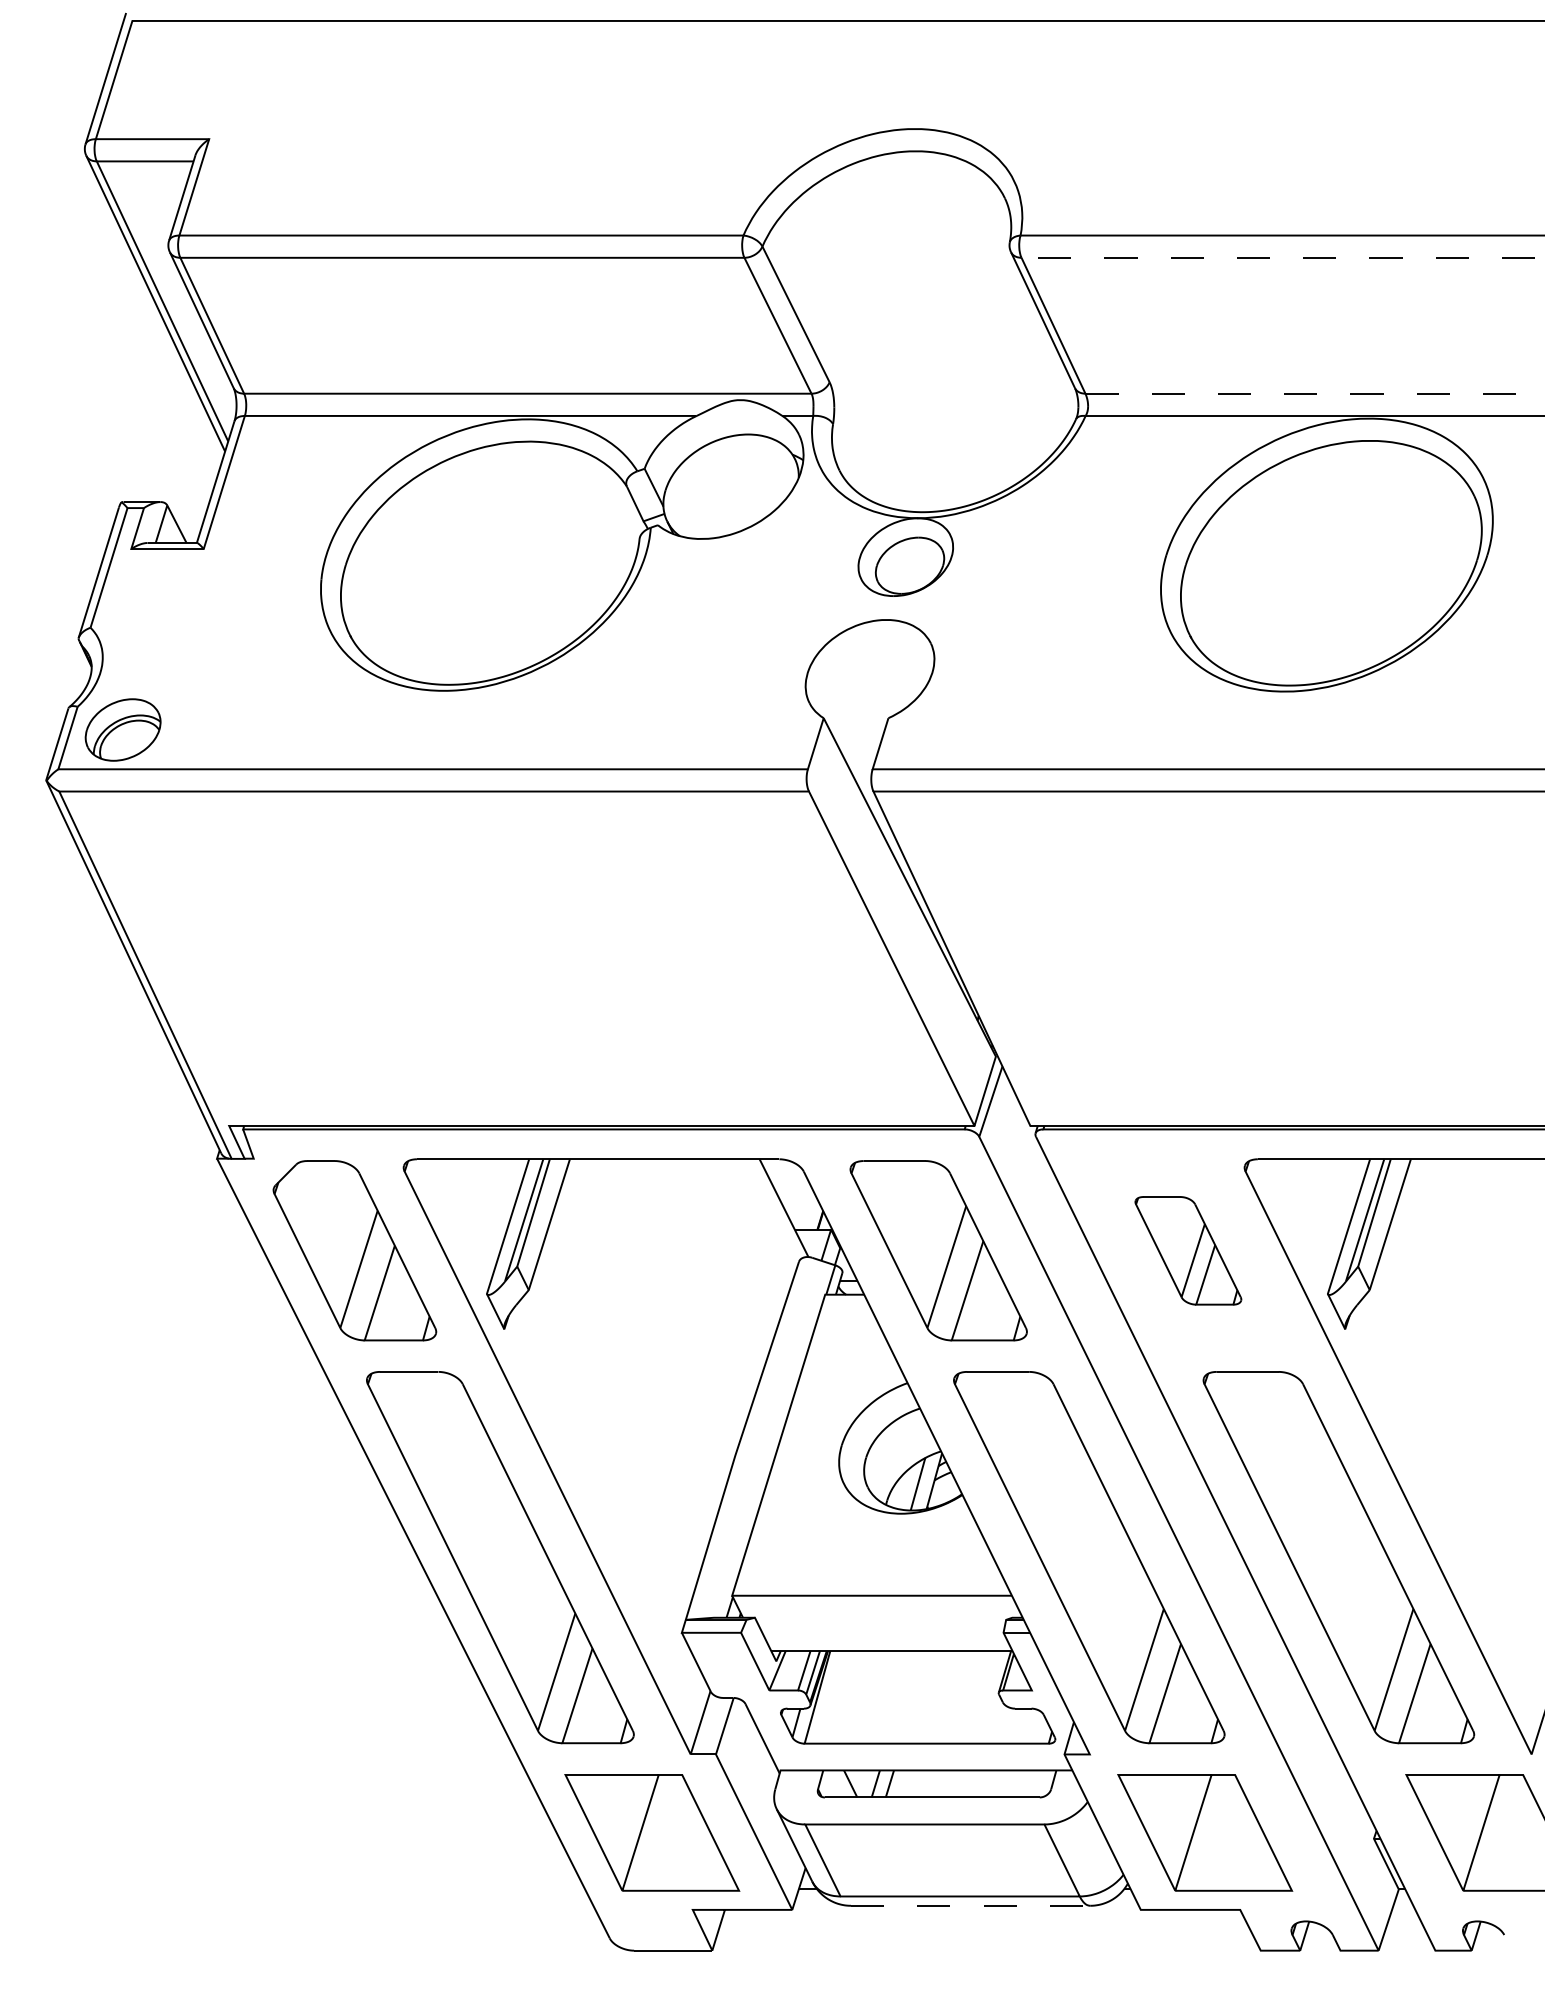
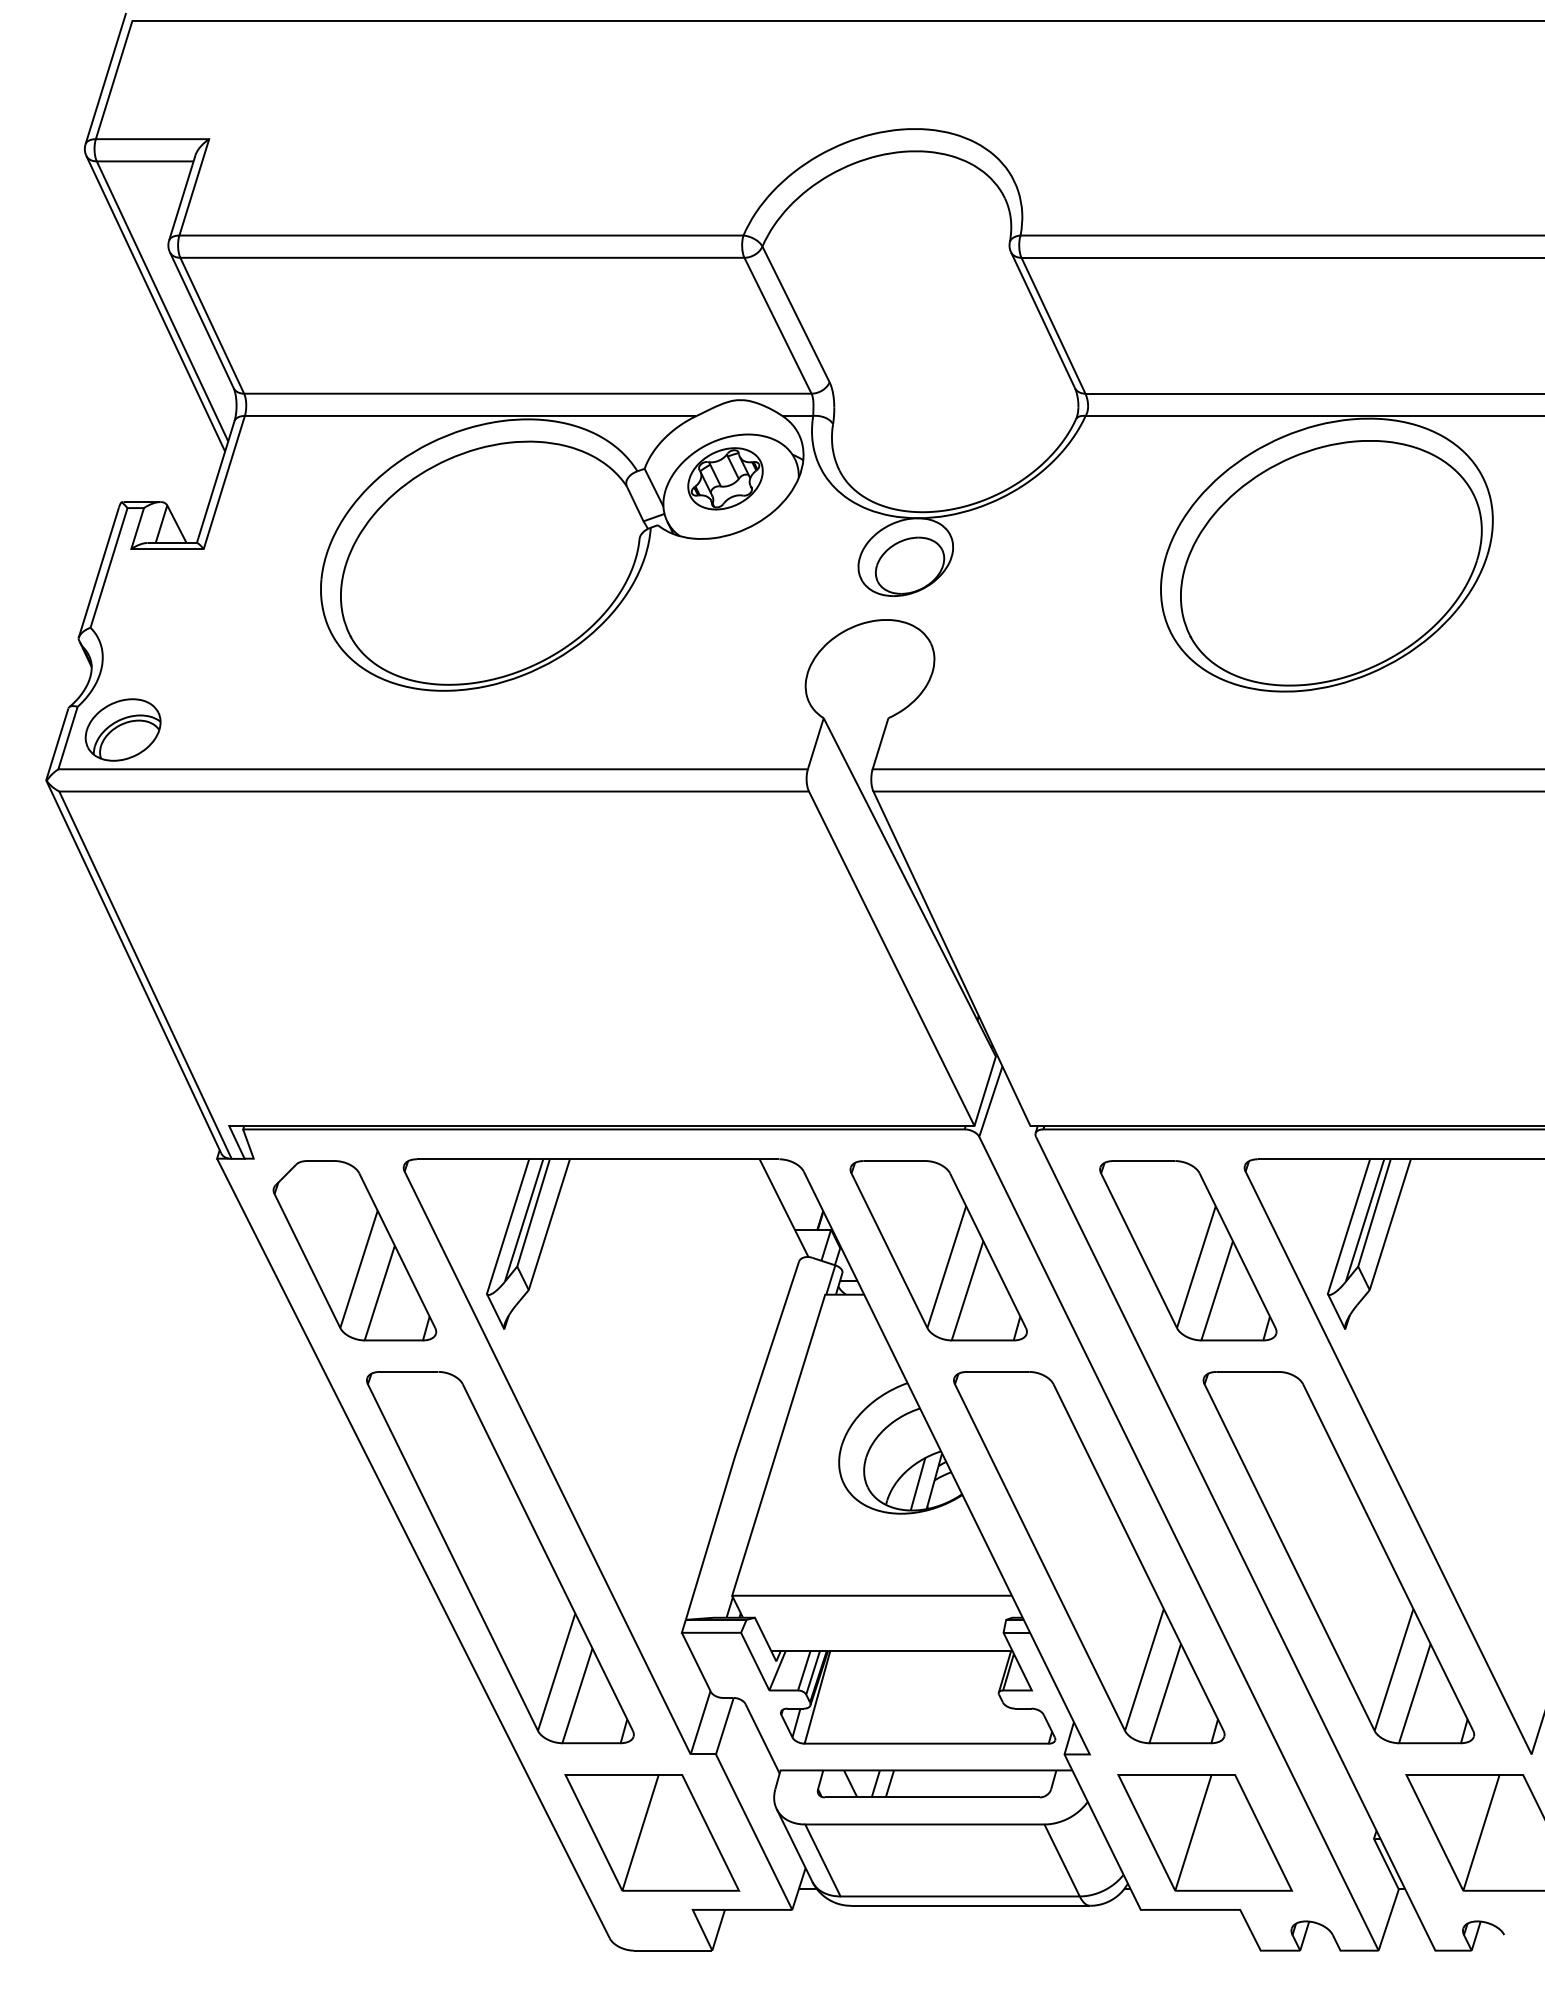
line: dashed -> solid (1512, 257)
part: none -> present (725, 478)
part size: 109x110 px -> 179x182 px (1188, 1250)
line: dashed -> solid (970, 1905)
